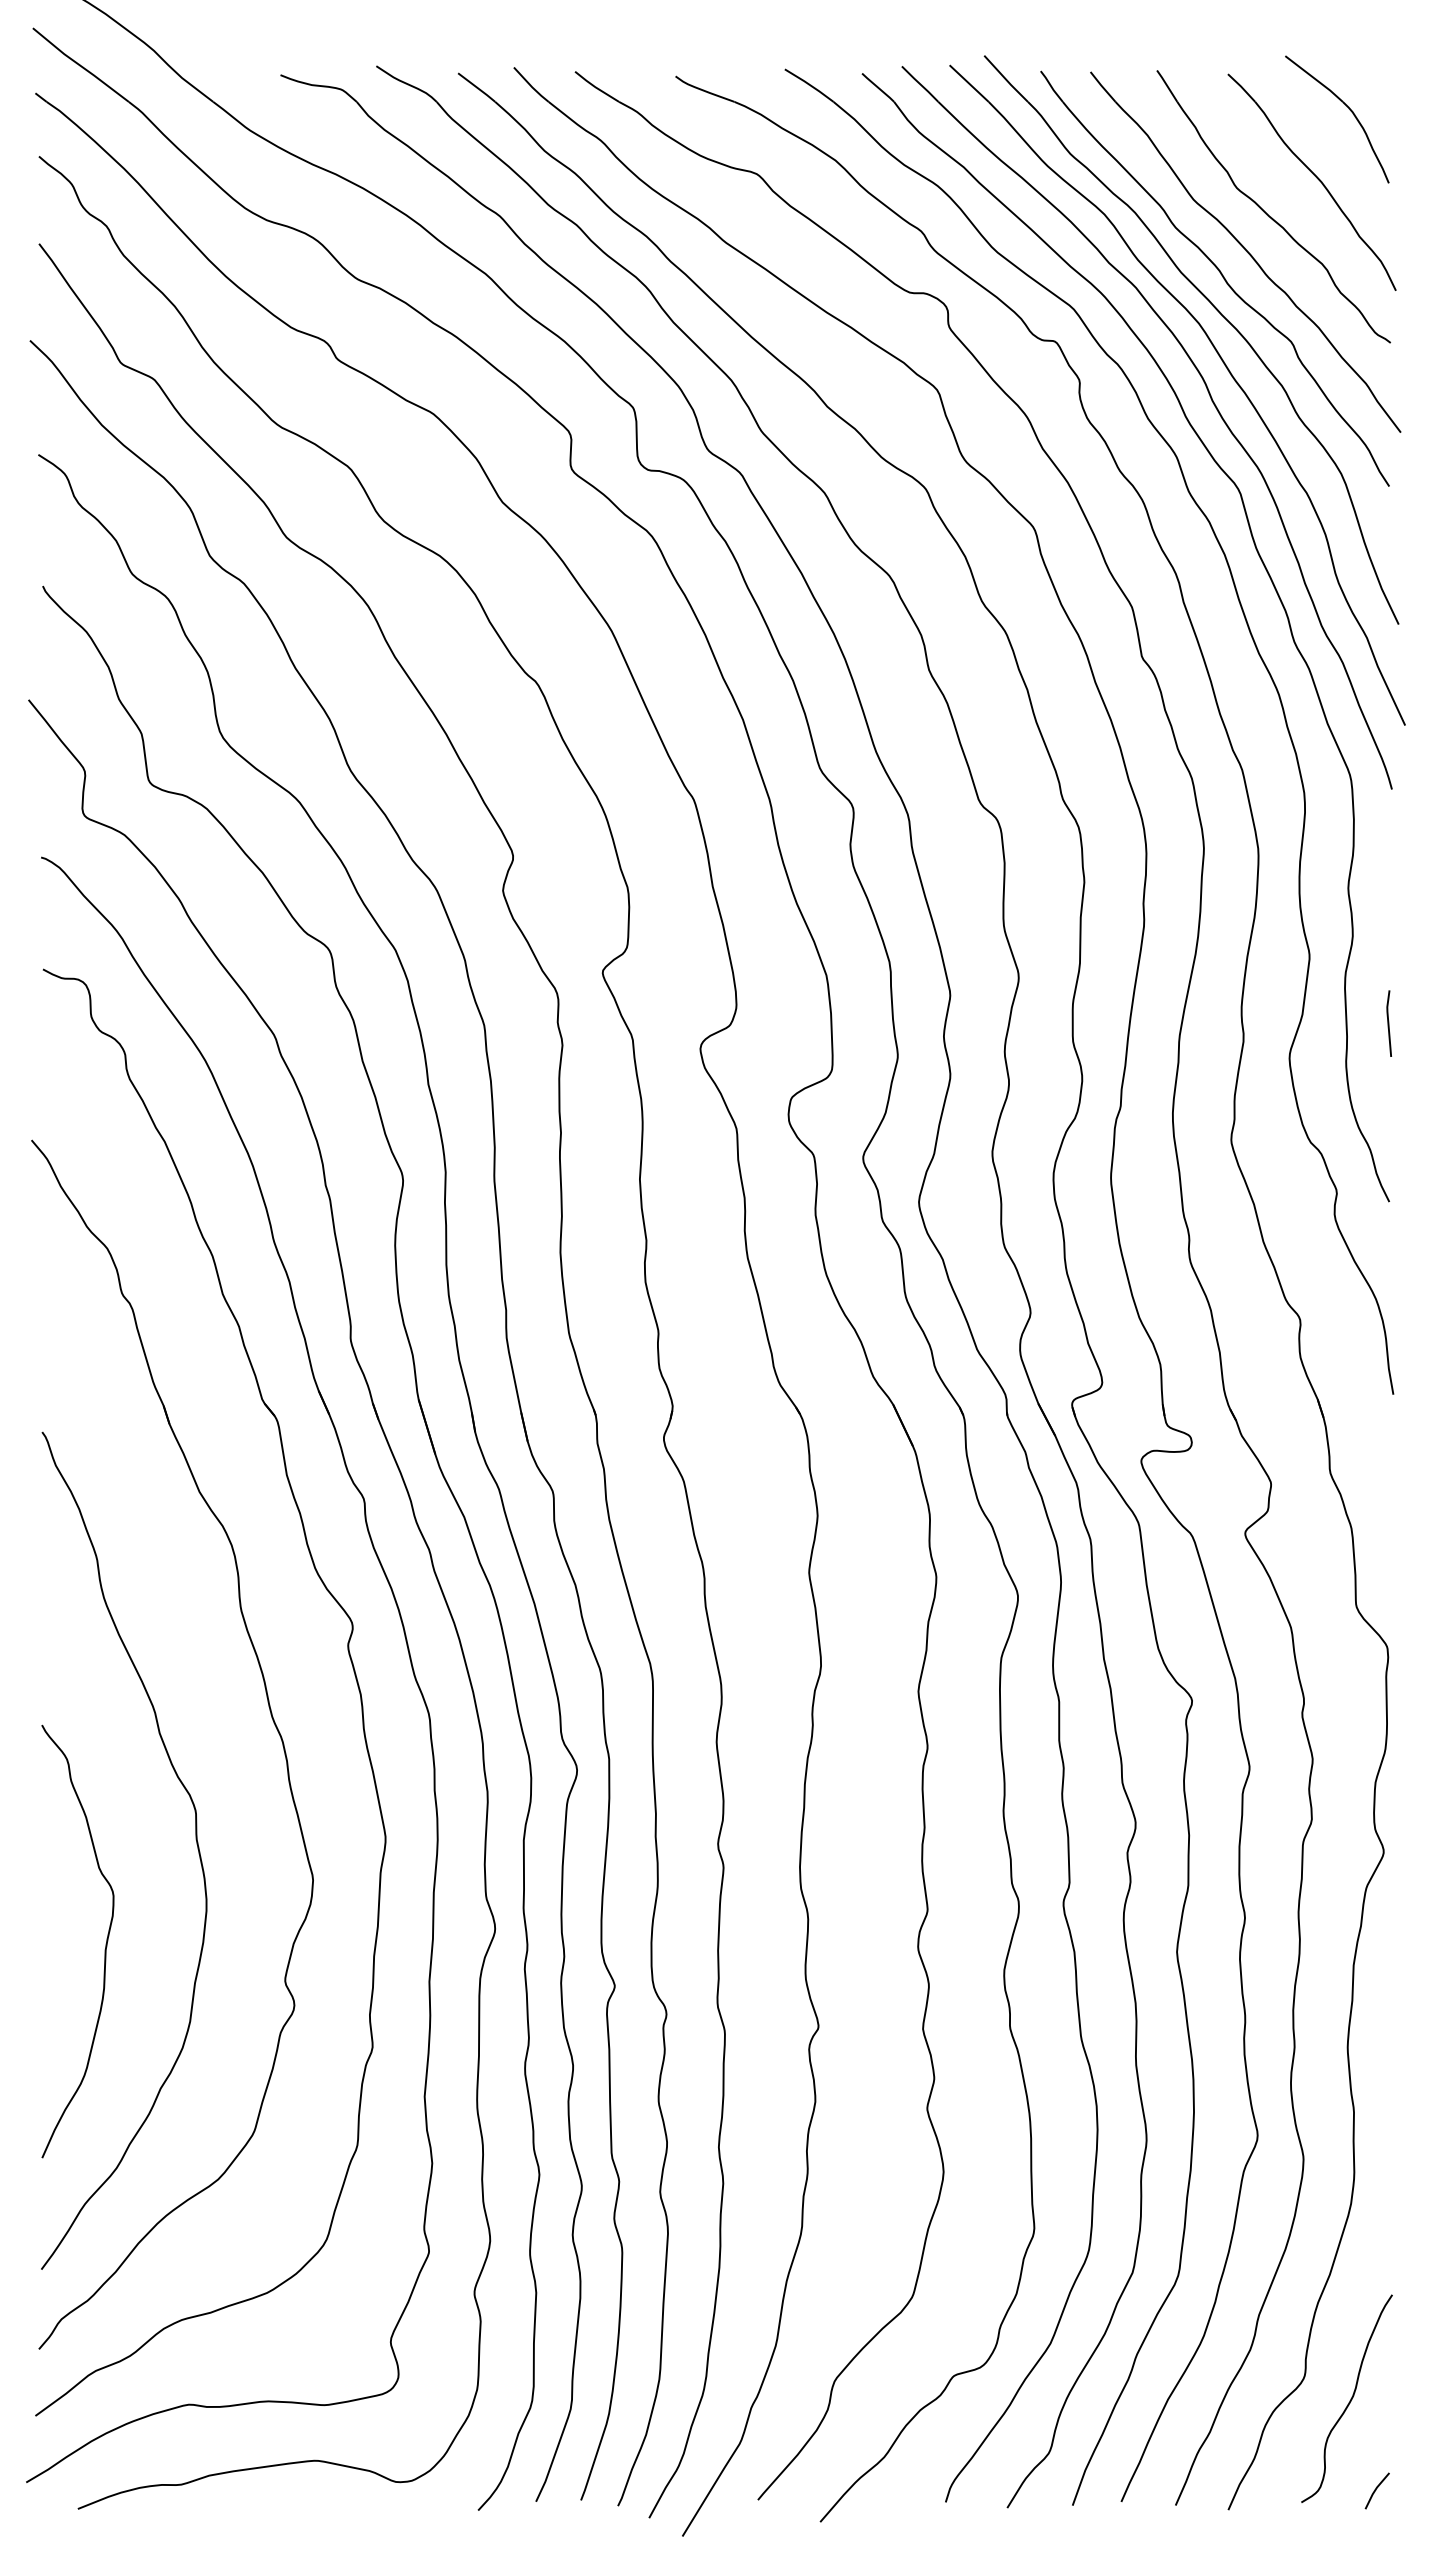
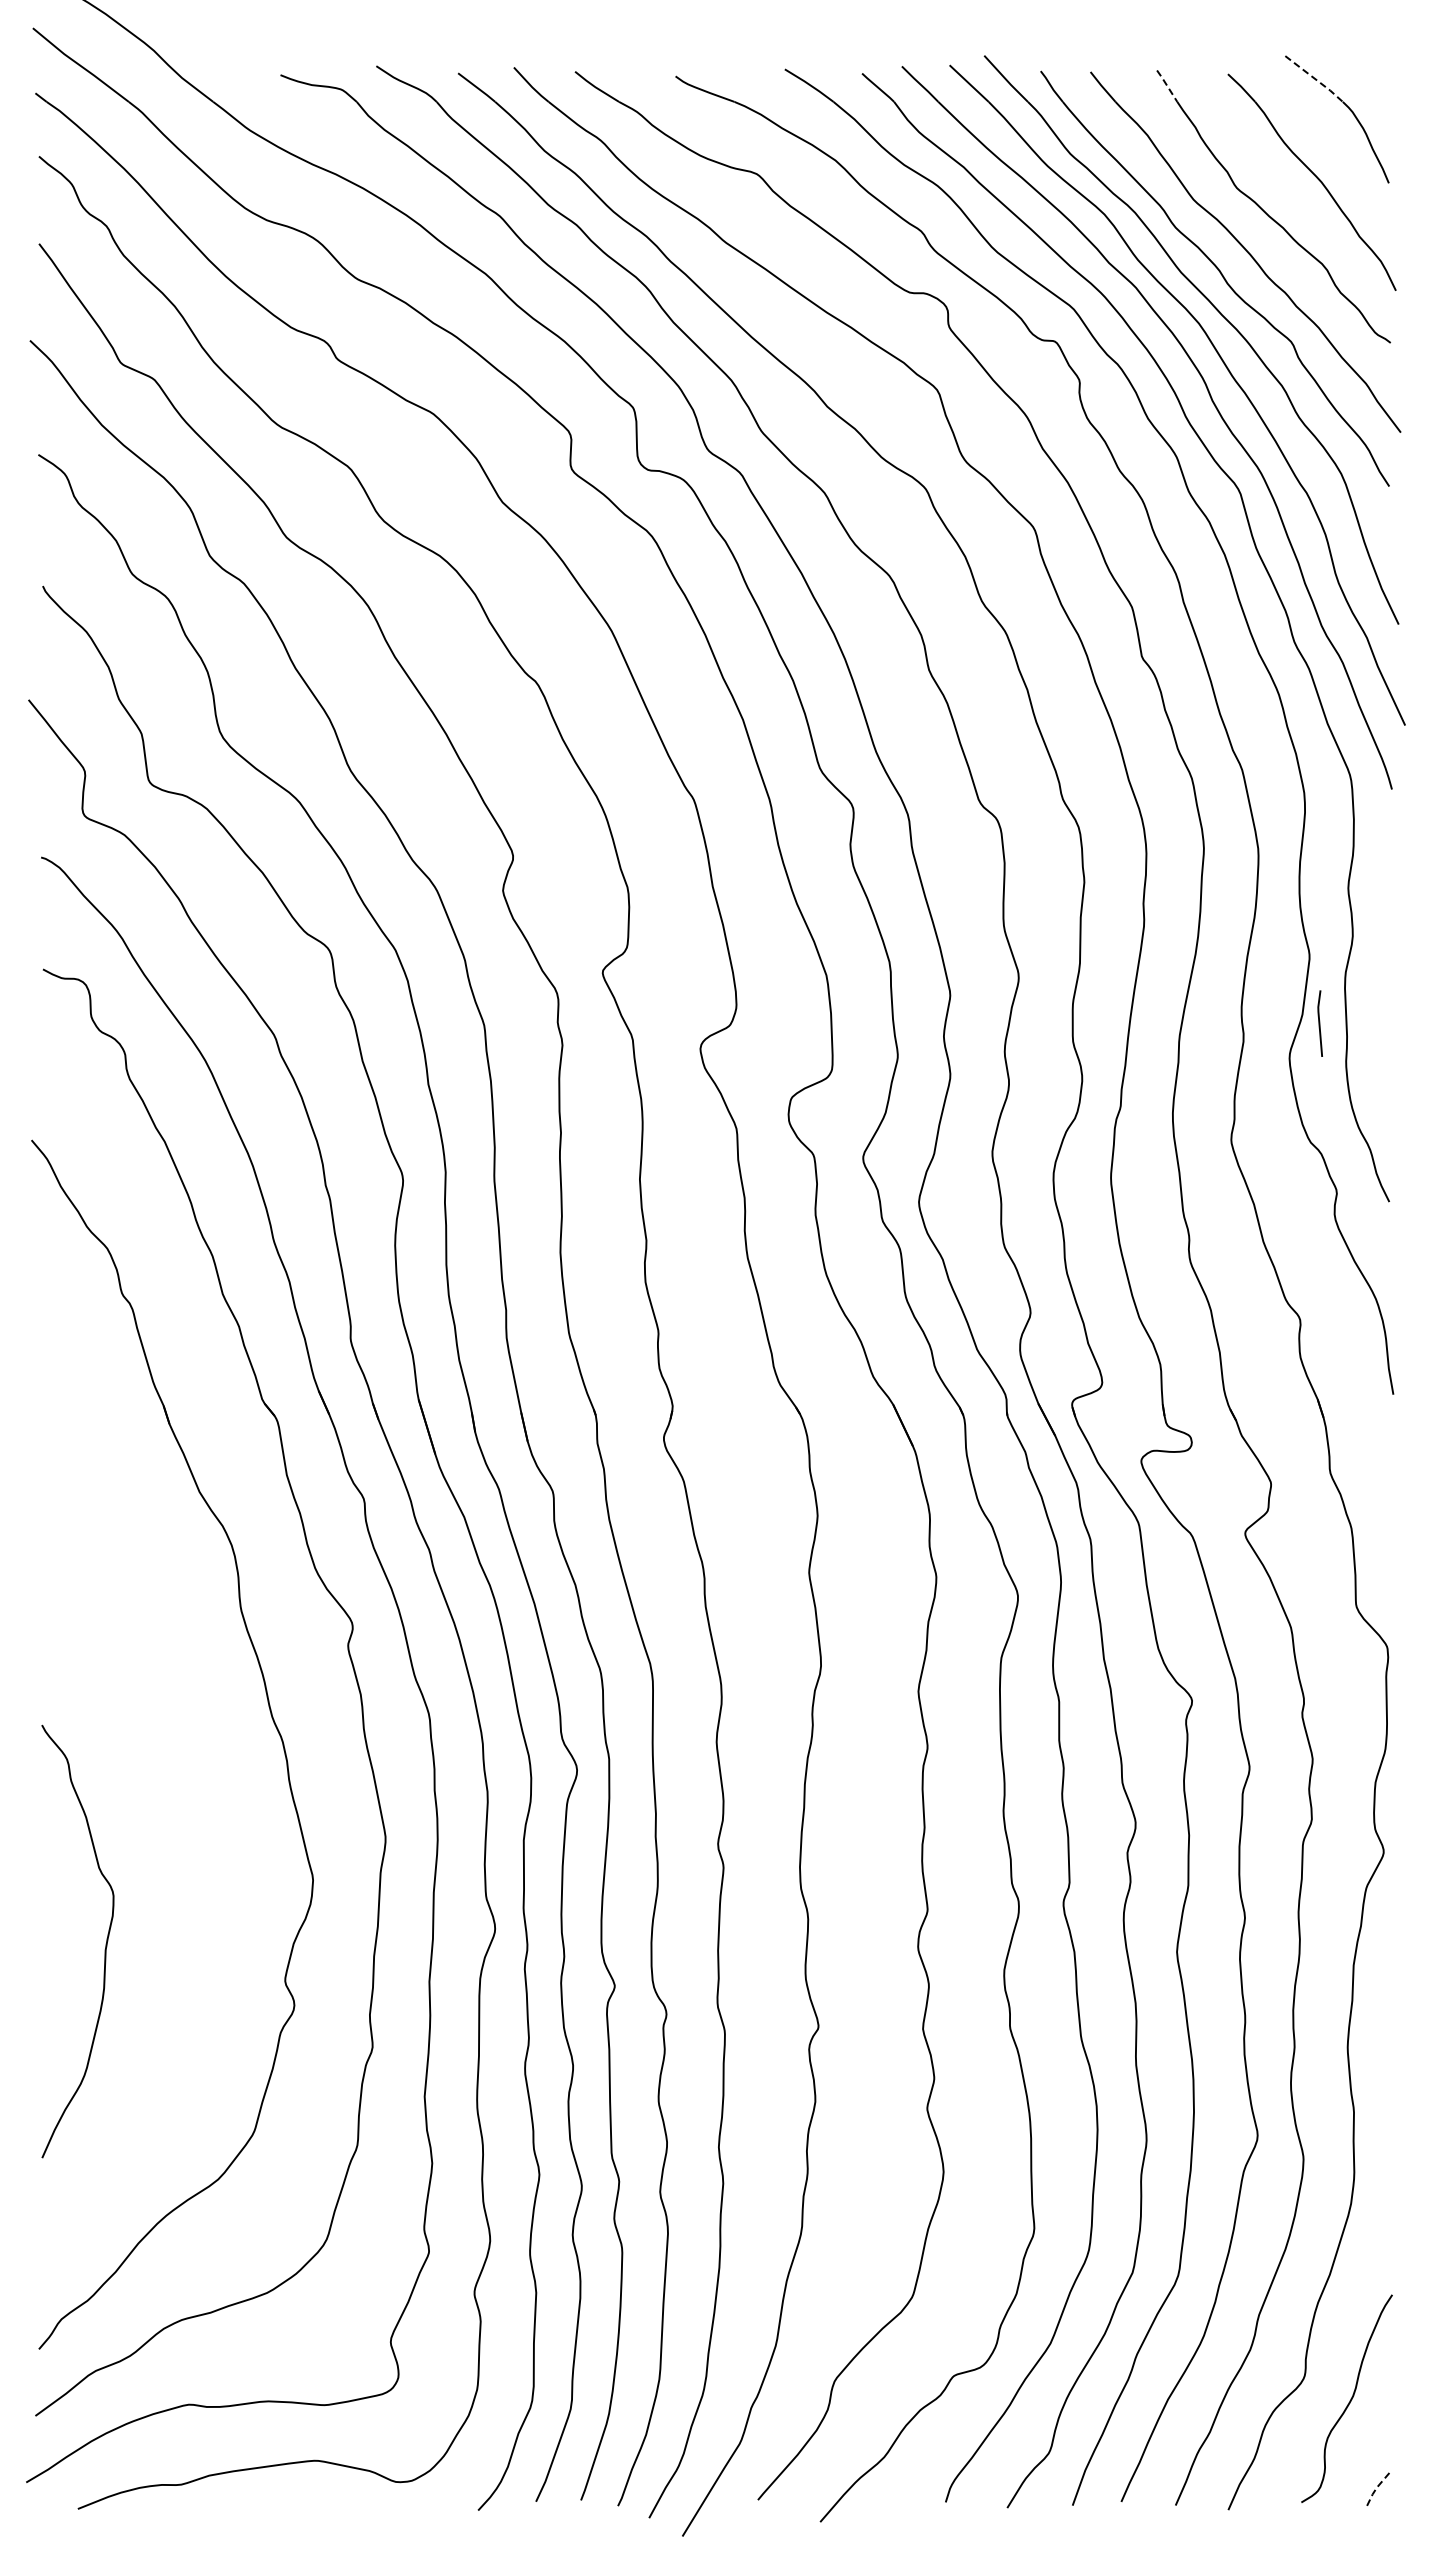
line: solid -> dashed (1315, 79)
line: solid -> dashed (1167, 85)
line position: (1388, 1023) -> (1319, 1023) (1319, 1023)
curve: present -> none (195, 1839)
line: solid -> dashed (1375, 2489)
